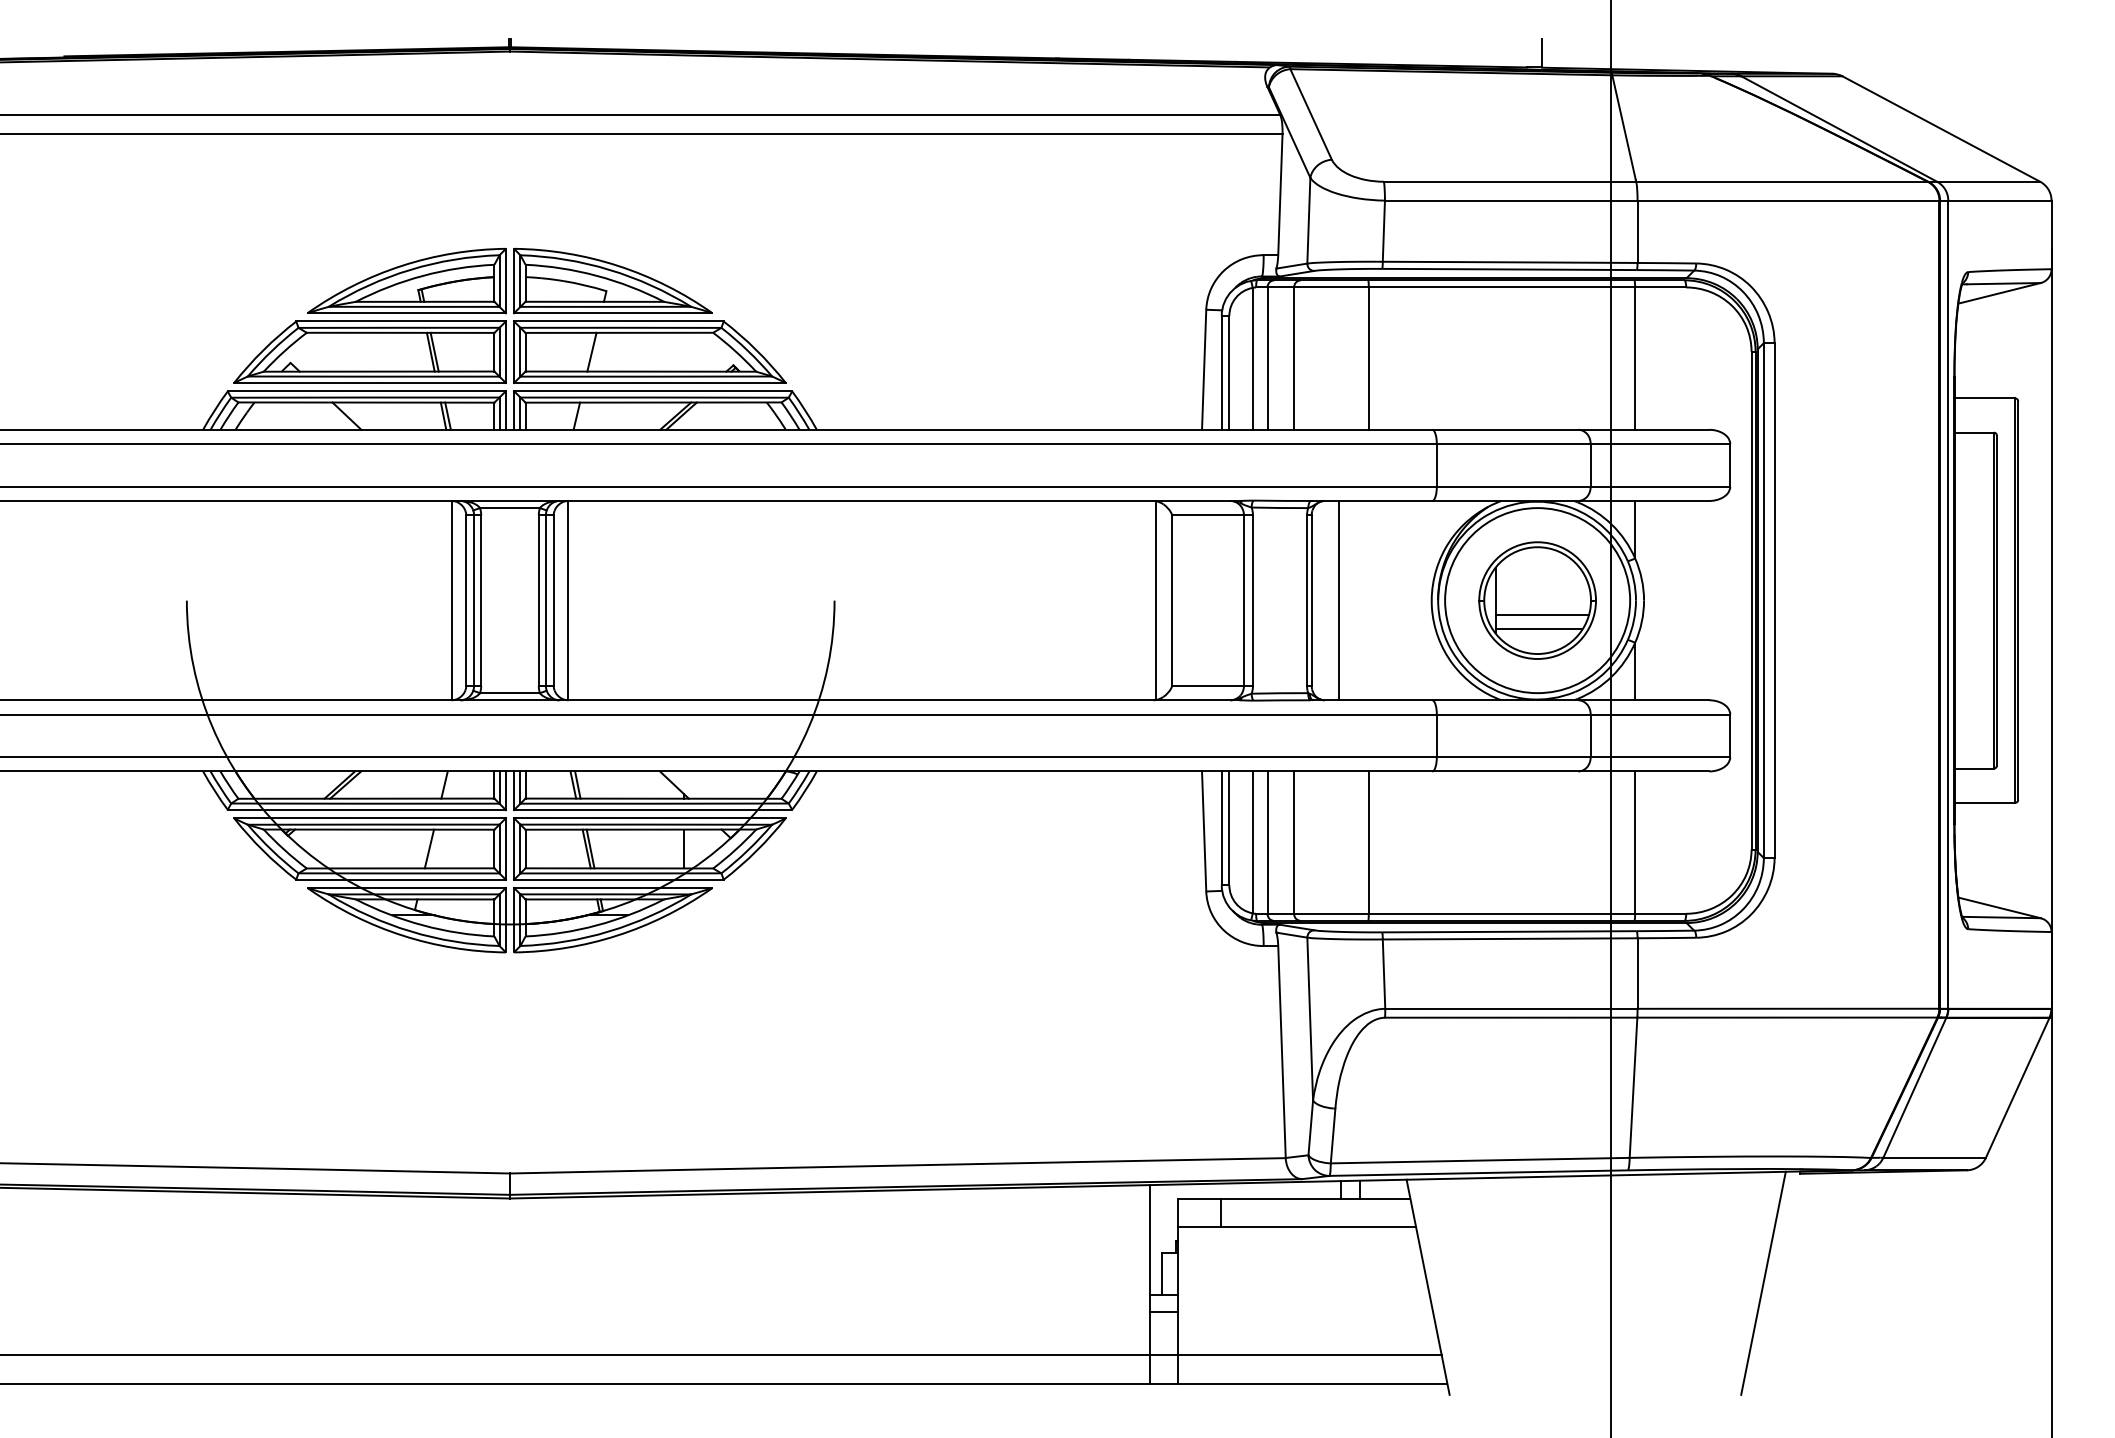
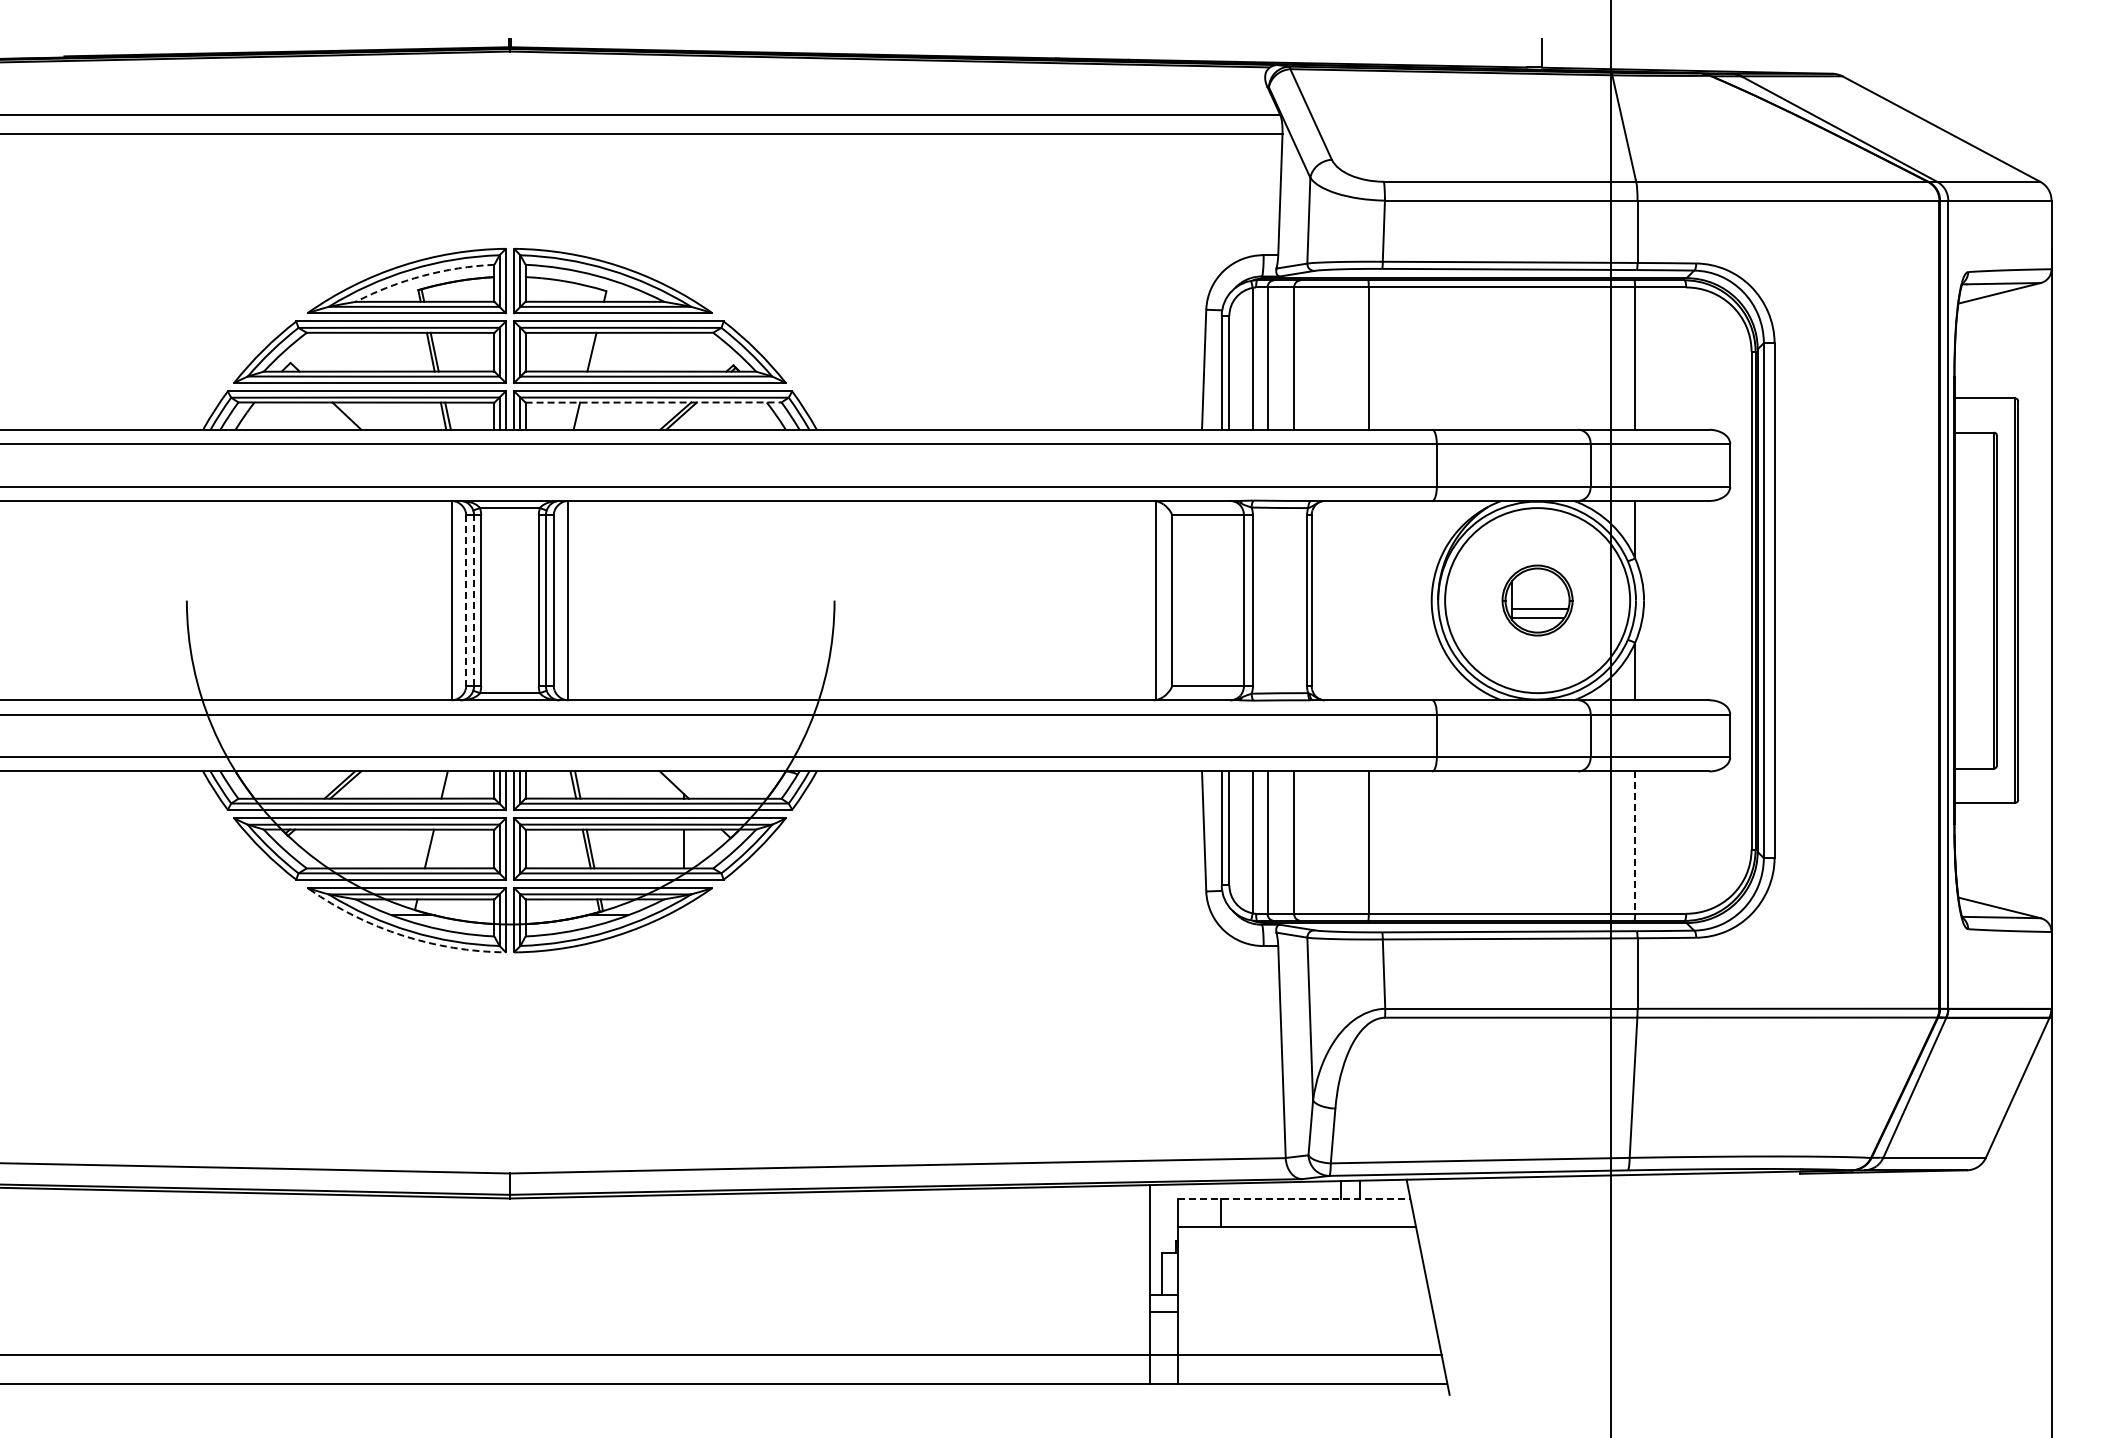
arc: solid -> dashed (423, 275)
line: solid -> dashed (654, 402)
line: solid -> dashed (474, 600)
line: present -> none (1338, 600)
part size: 119x119 px -> 73x73 px (1537, 600)
line: solid -> dashed (466, 601)
line: solid -> dashed (1635, 843)
arc: solid -> dashed (402, 935)
line: solid -> dashed (1294, 1198)
line: present -> none (1763, 1282)
